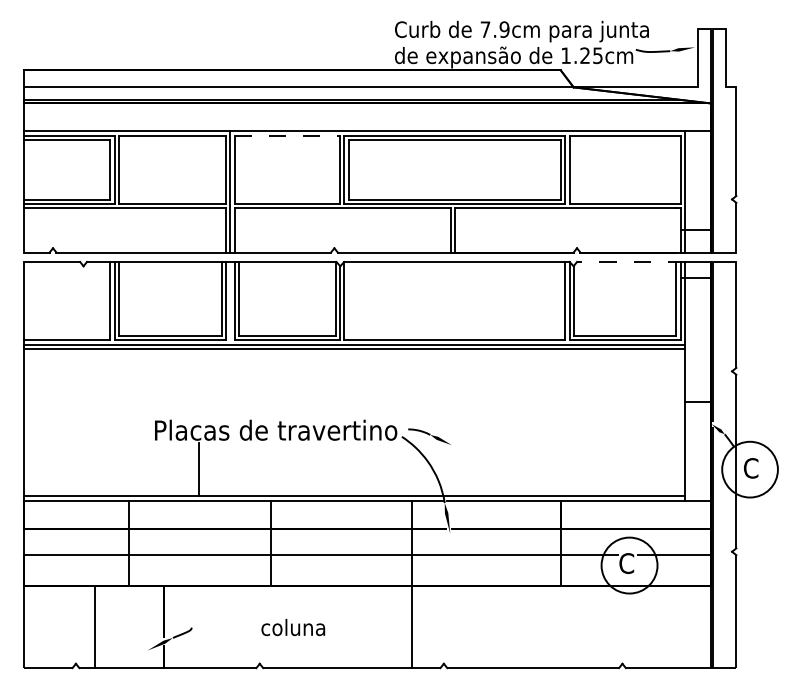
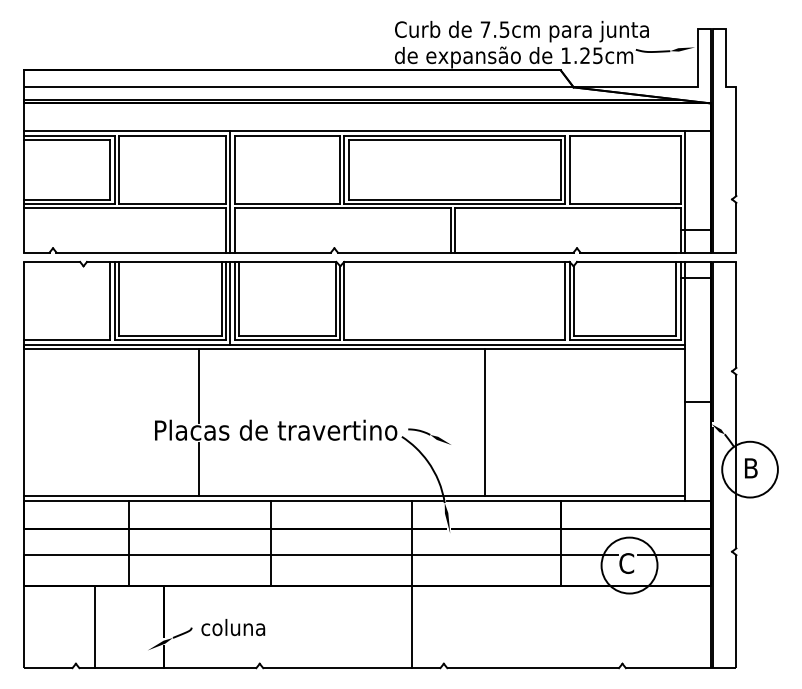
text: 7.9cm -> 7.5cm (504, 29)
line: dashed -> solid (287, 135)
line: dashed -> solid (631, 261)
line: none -> present (230, 302)
line: none -> present (198, 385)
line: none -> present (484, 422)
text: C -> B (750, 468)
text position: (293, 627) -> (233, 627) (233, 627)
